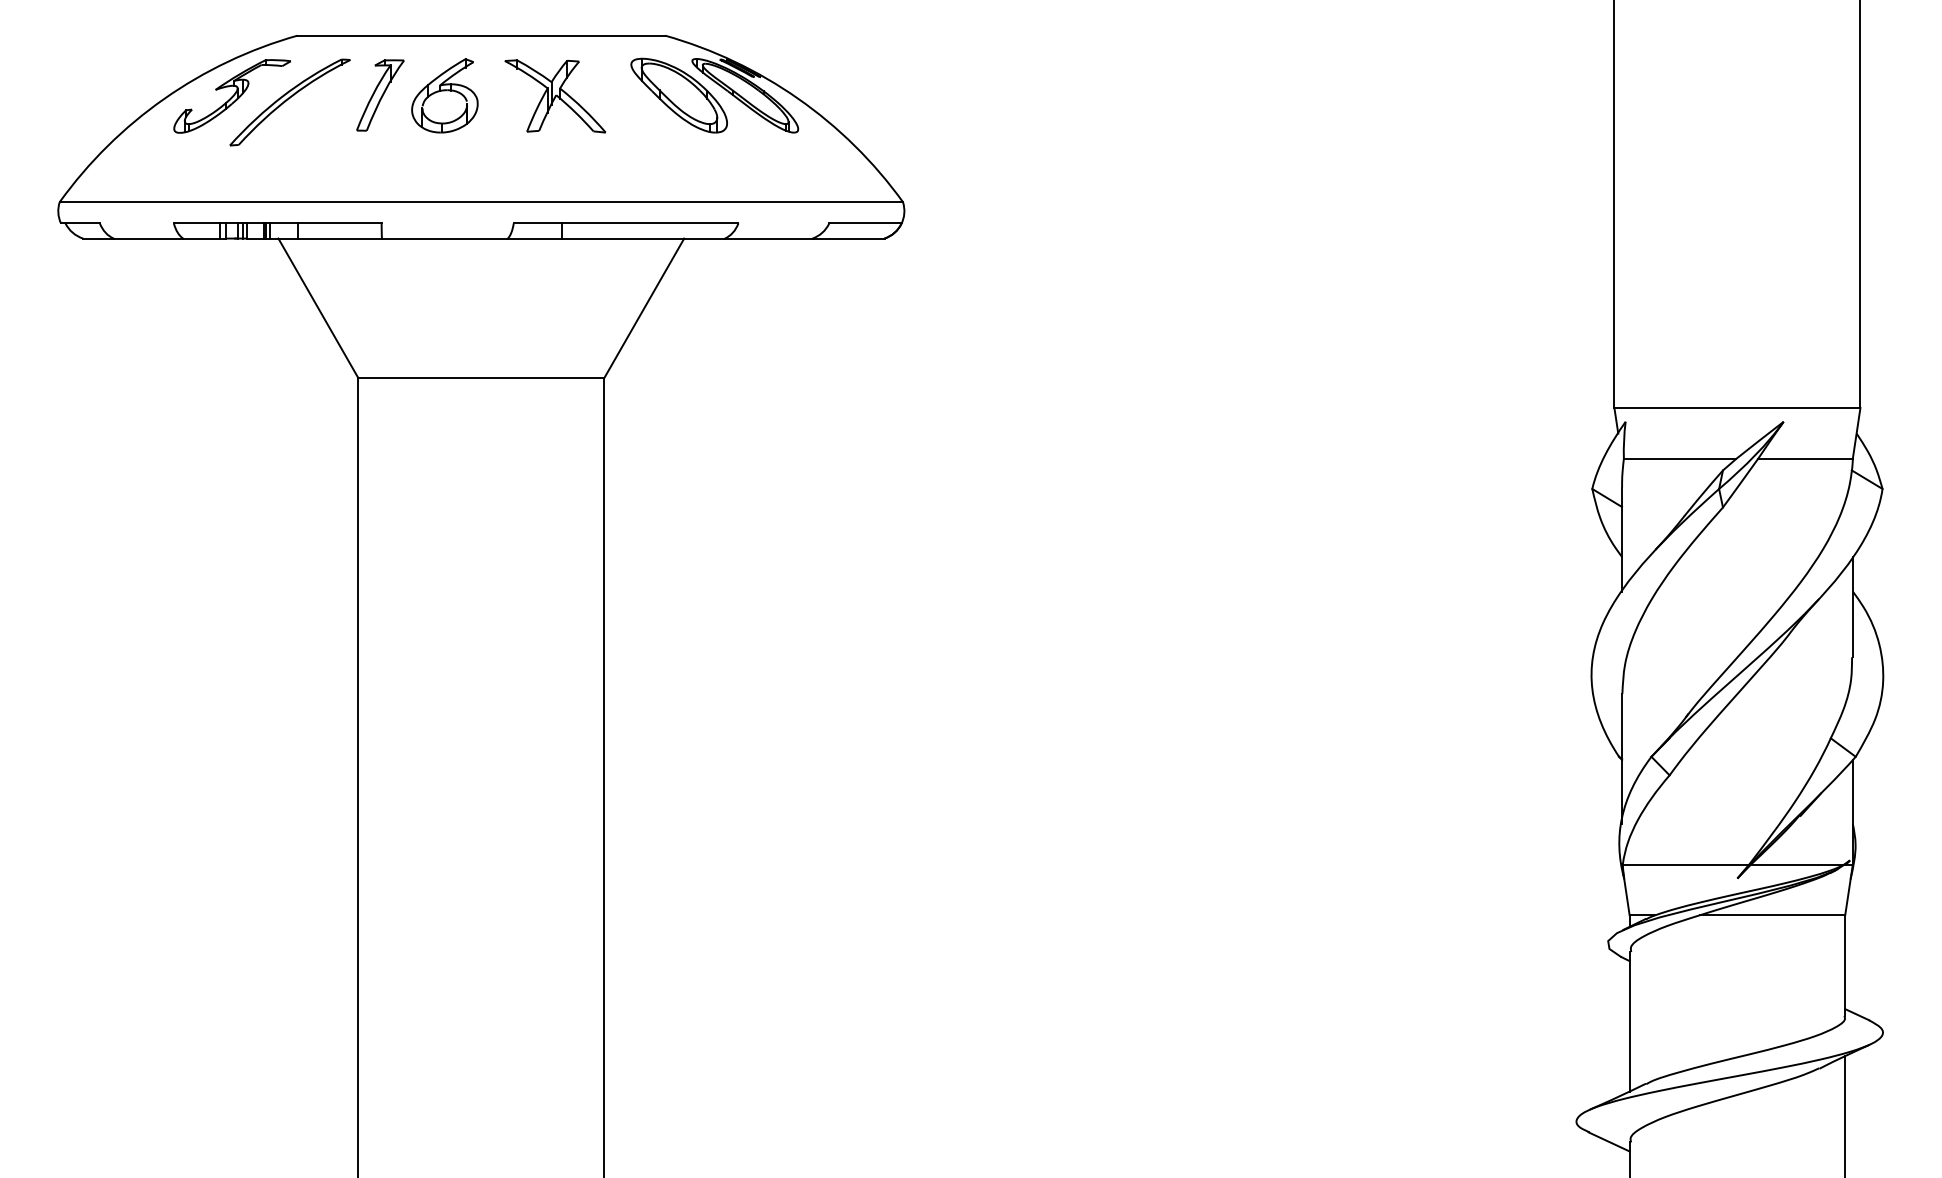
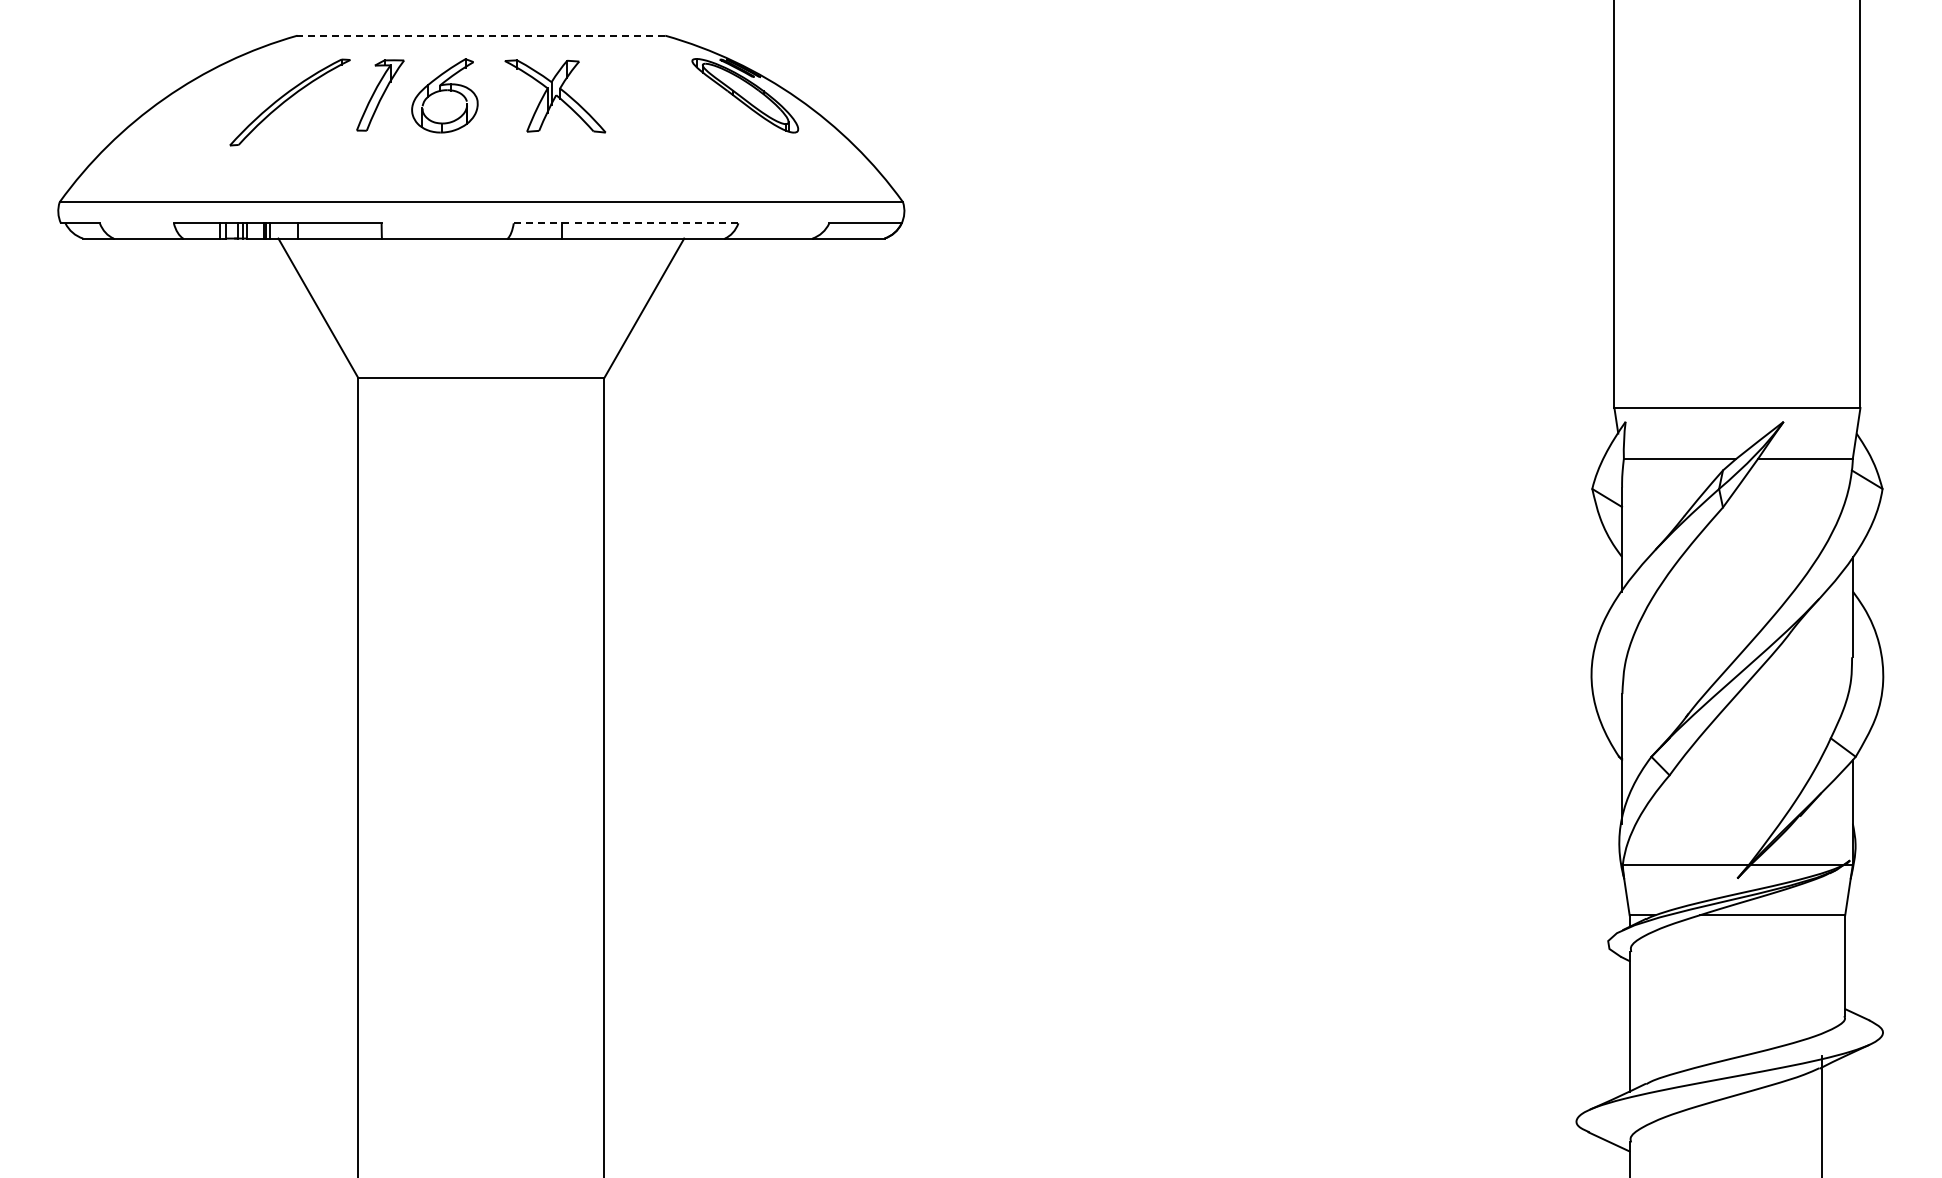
line: solid -> dashed (481, 35)
part: present -> none (678, 95)
part: present -> none (231, 96)
line: solid -> dashed (625, 223)
line position: (1845, 1115) -> (1822, 1115) (1822, 1115)
